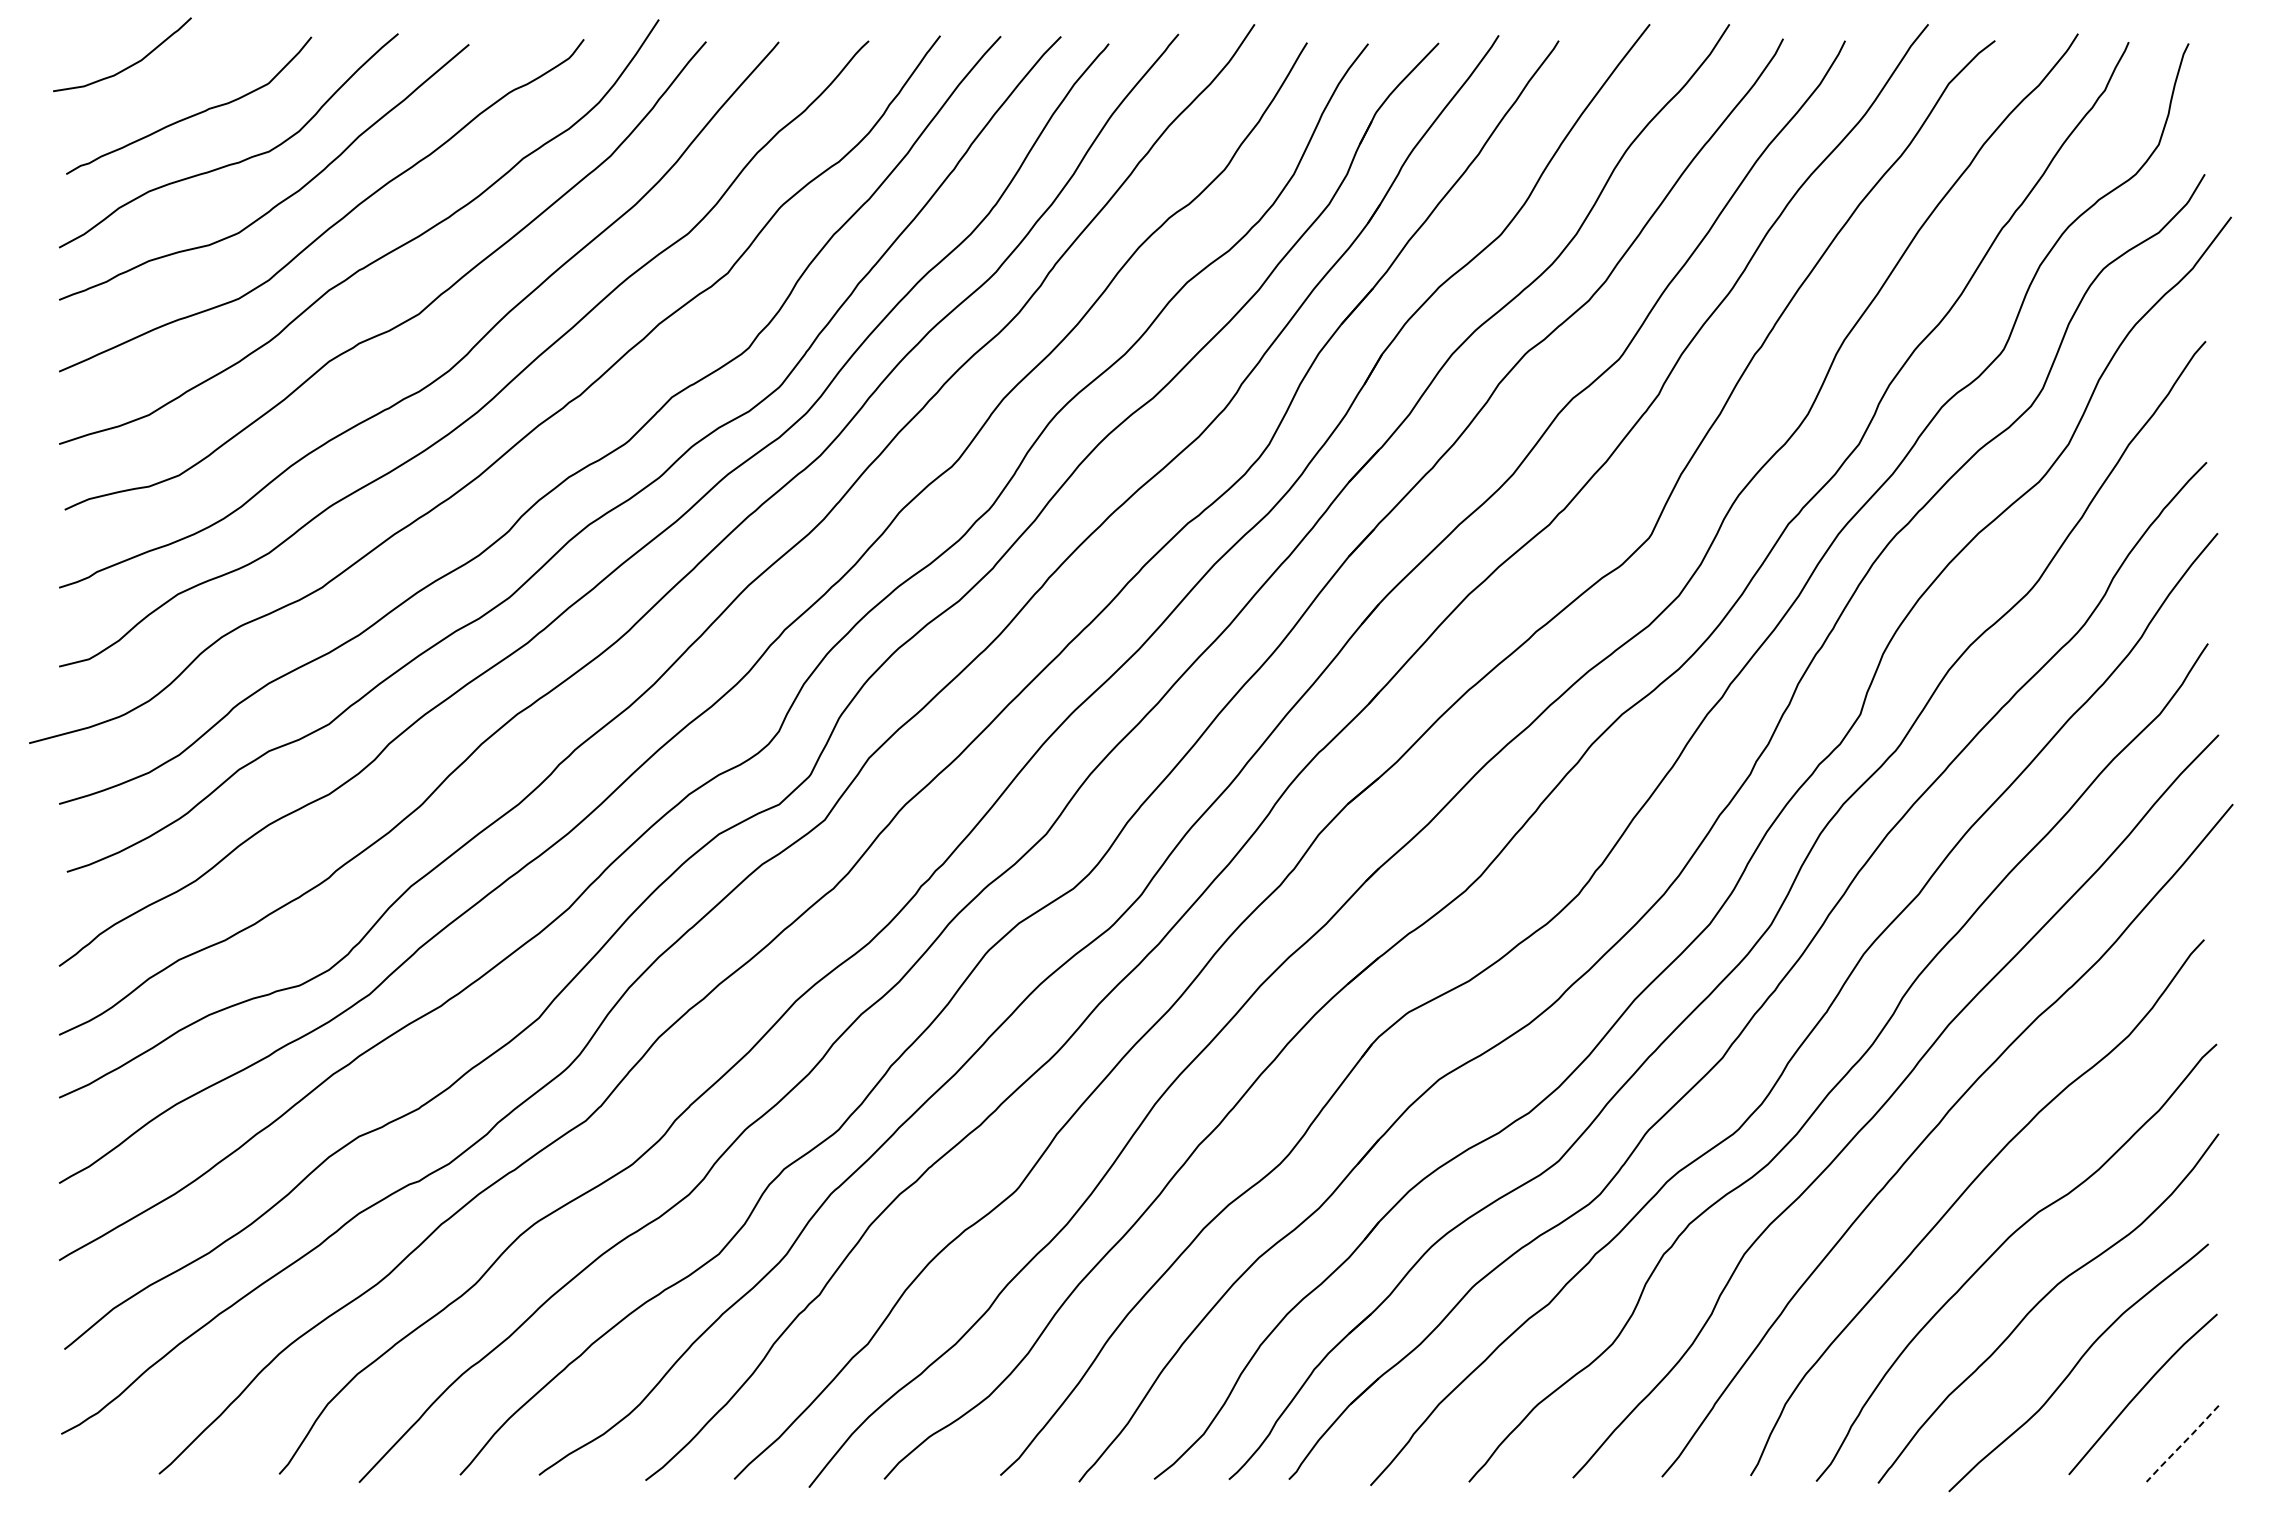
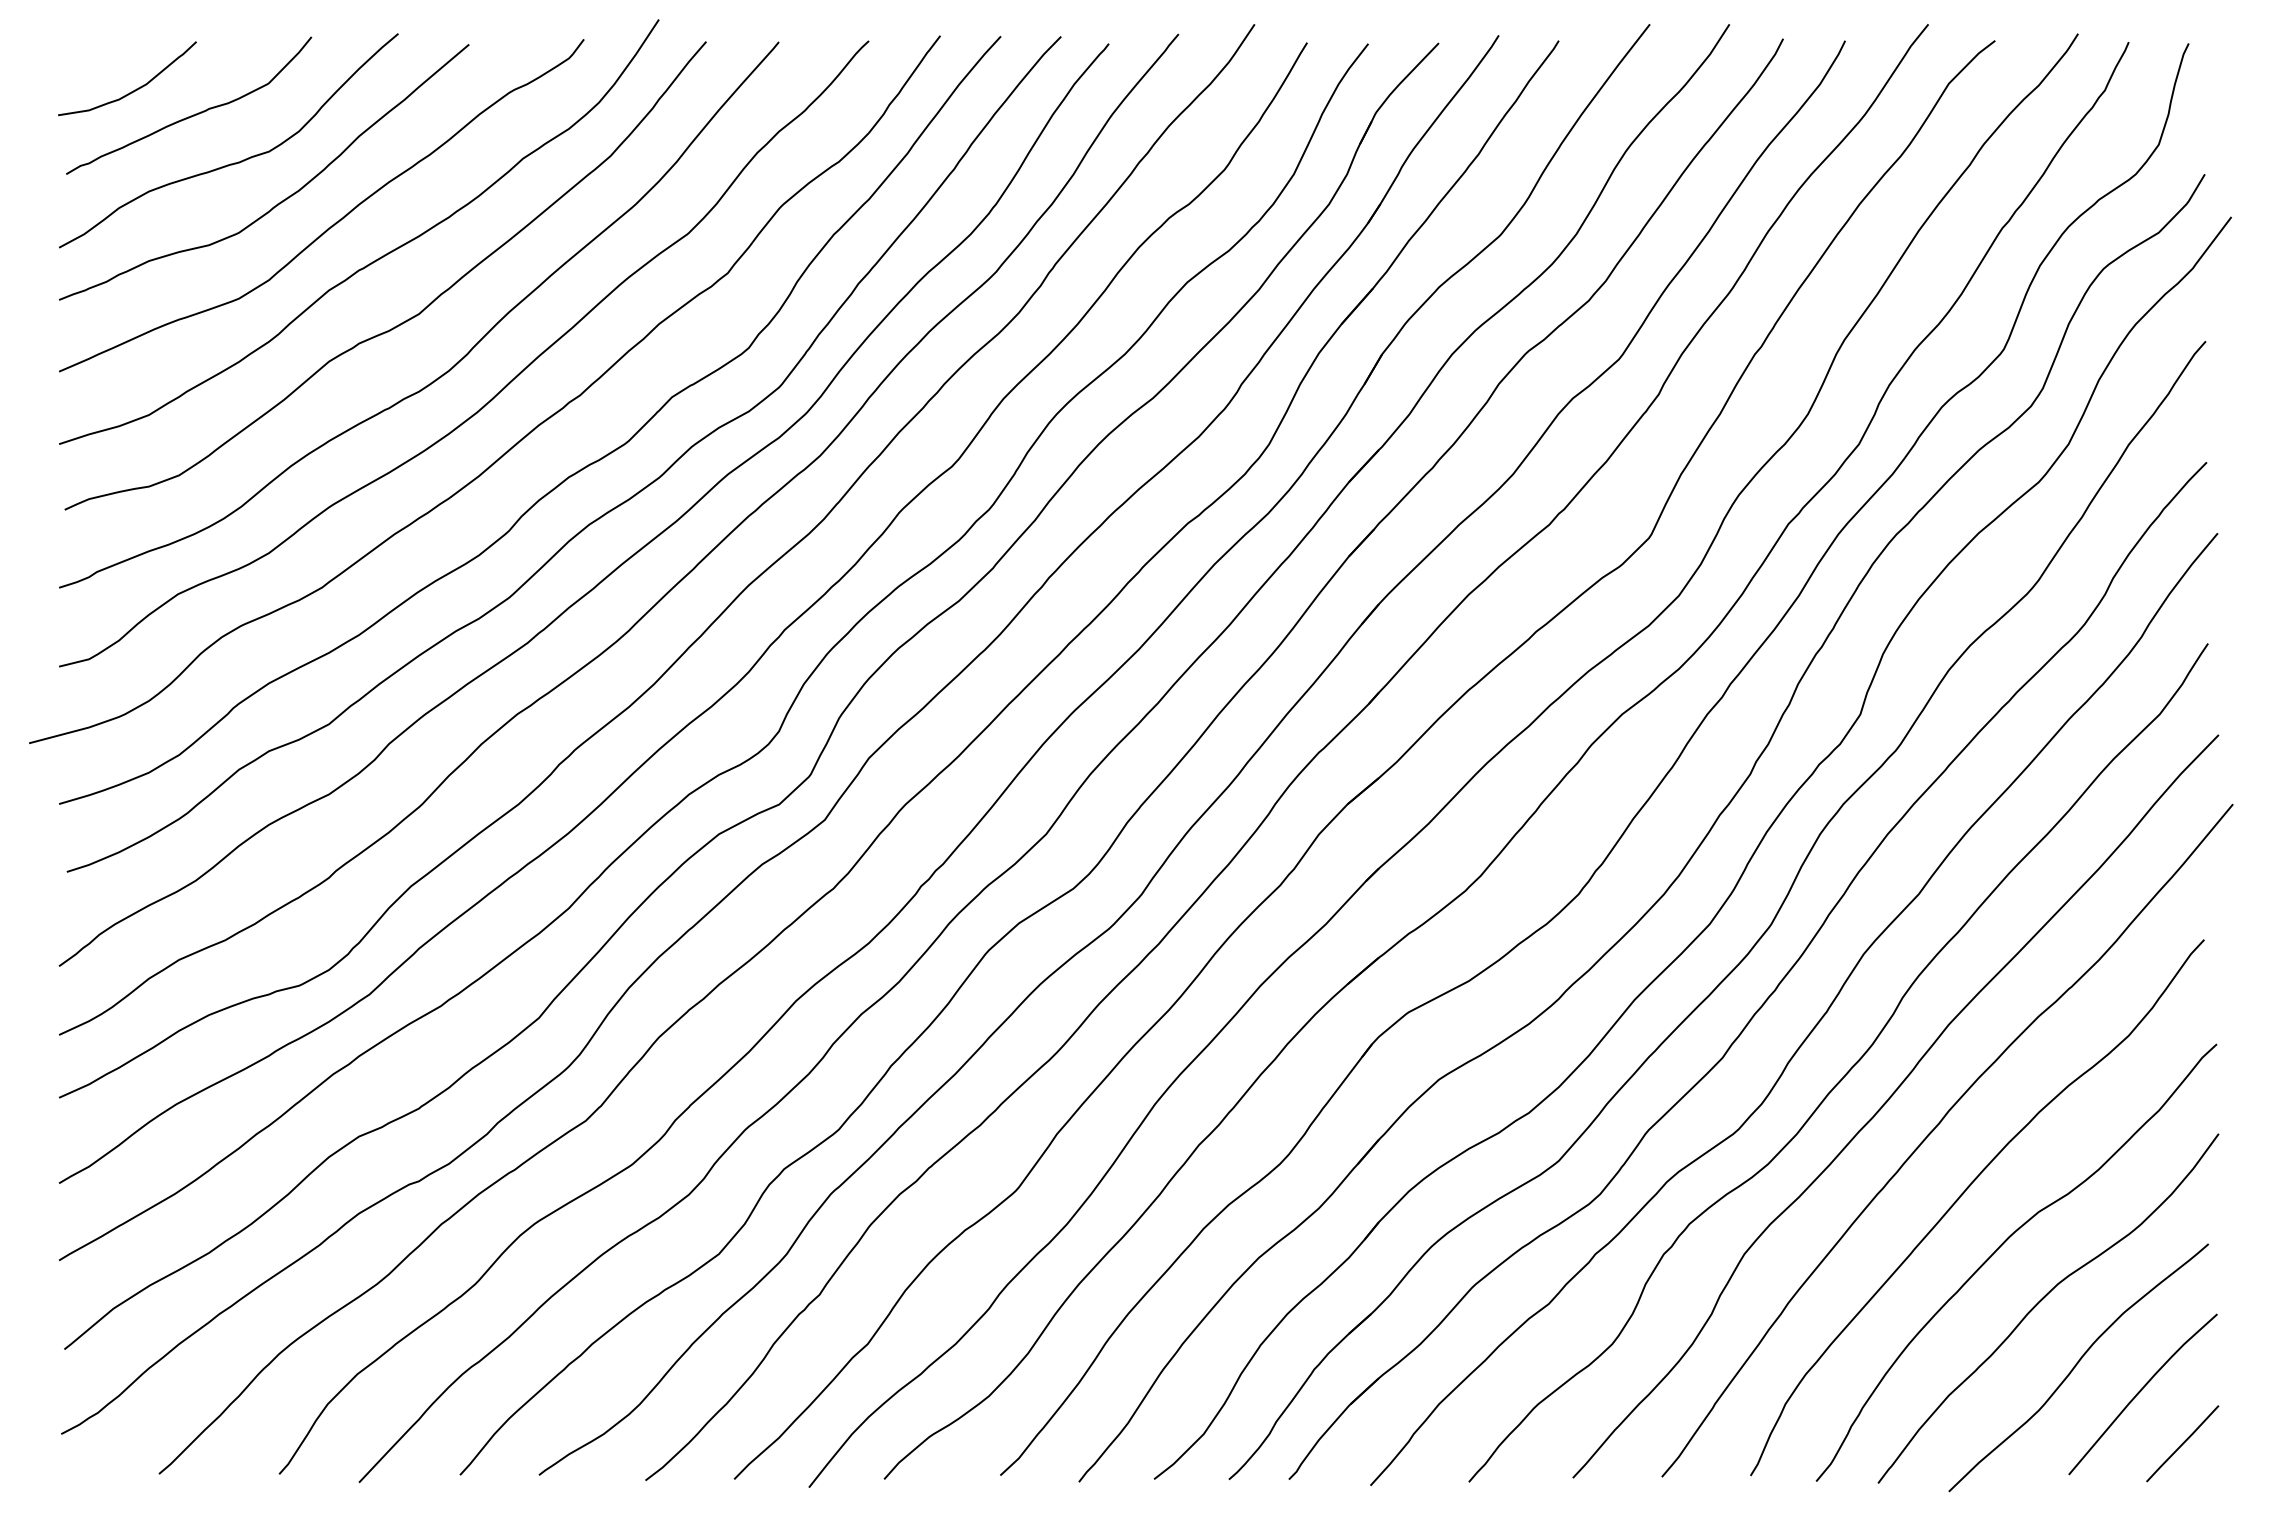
curve position: (129, 65) -> (134, 89) (134, 89)
line: dashed -> solid (2182, 1444)
